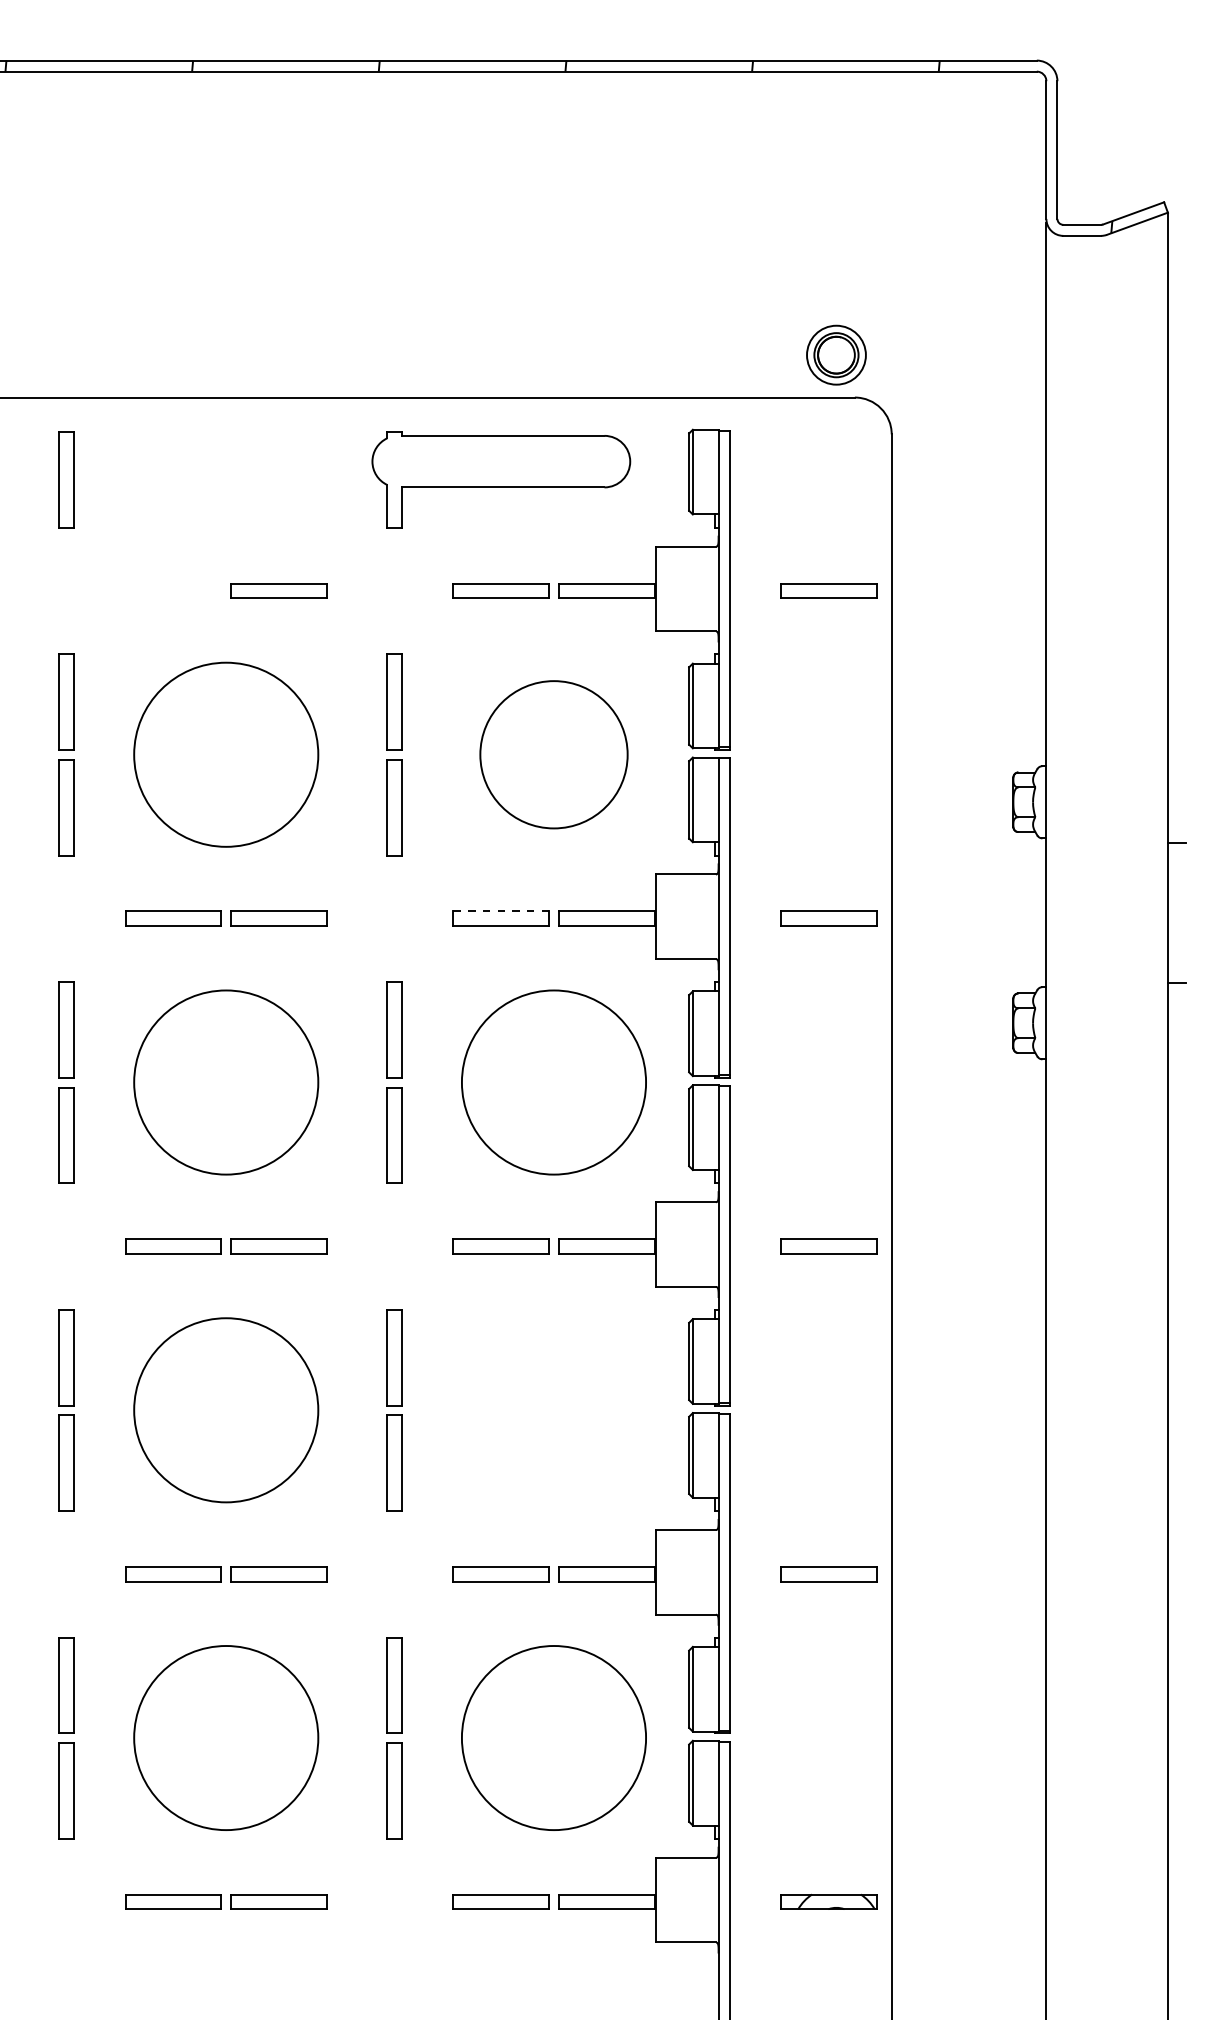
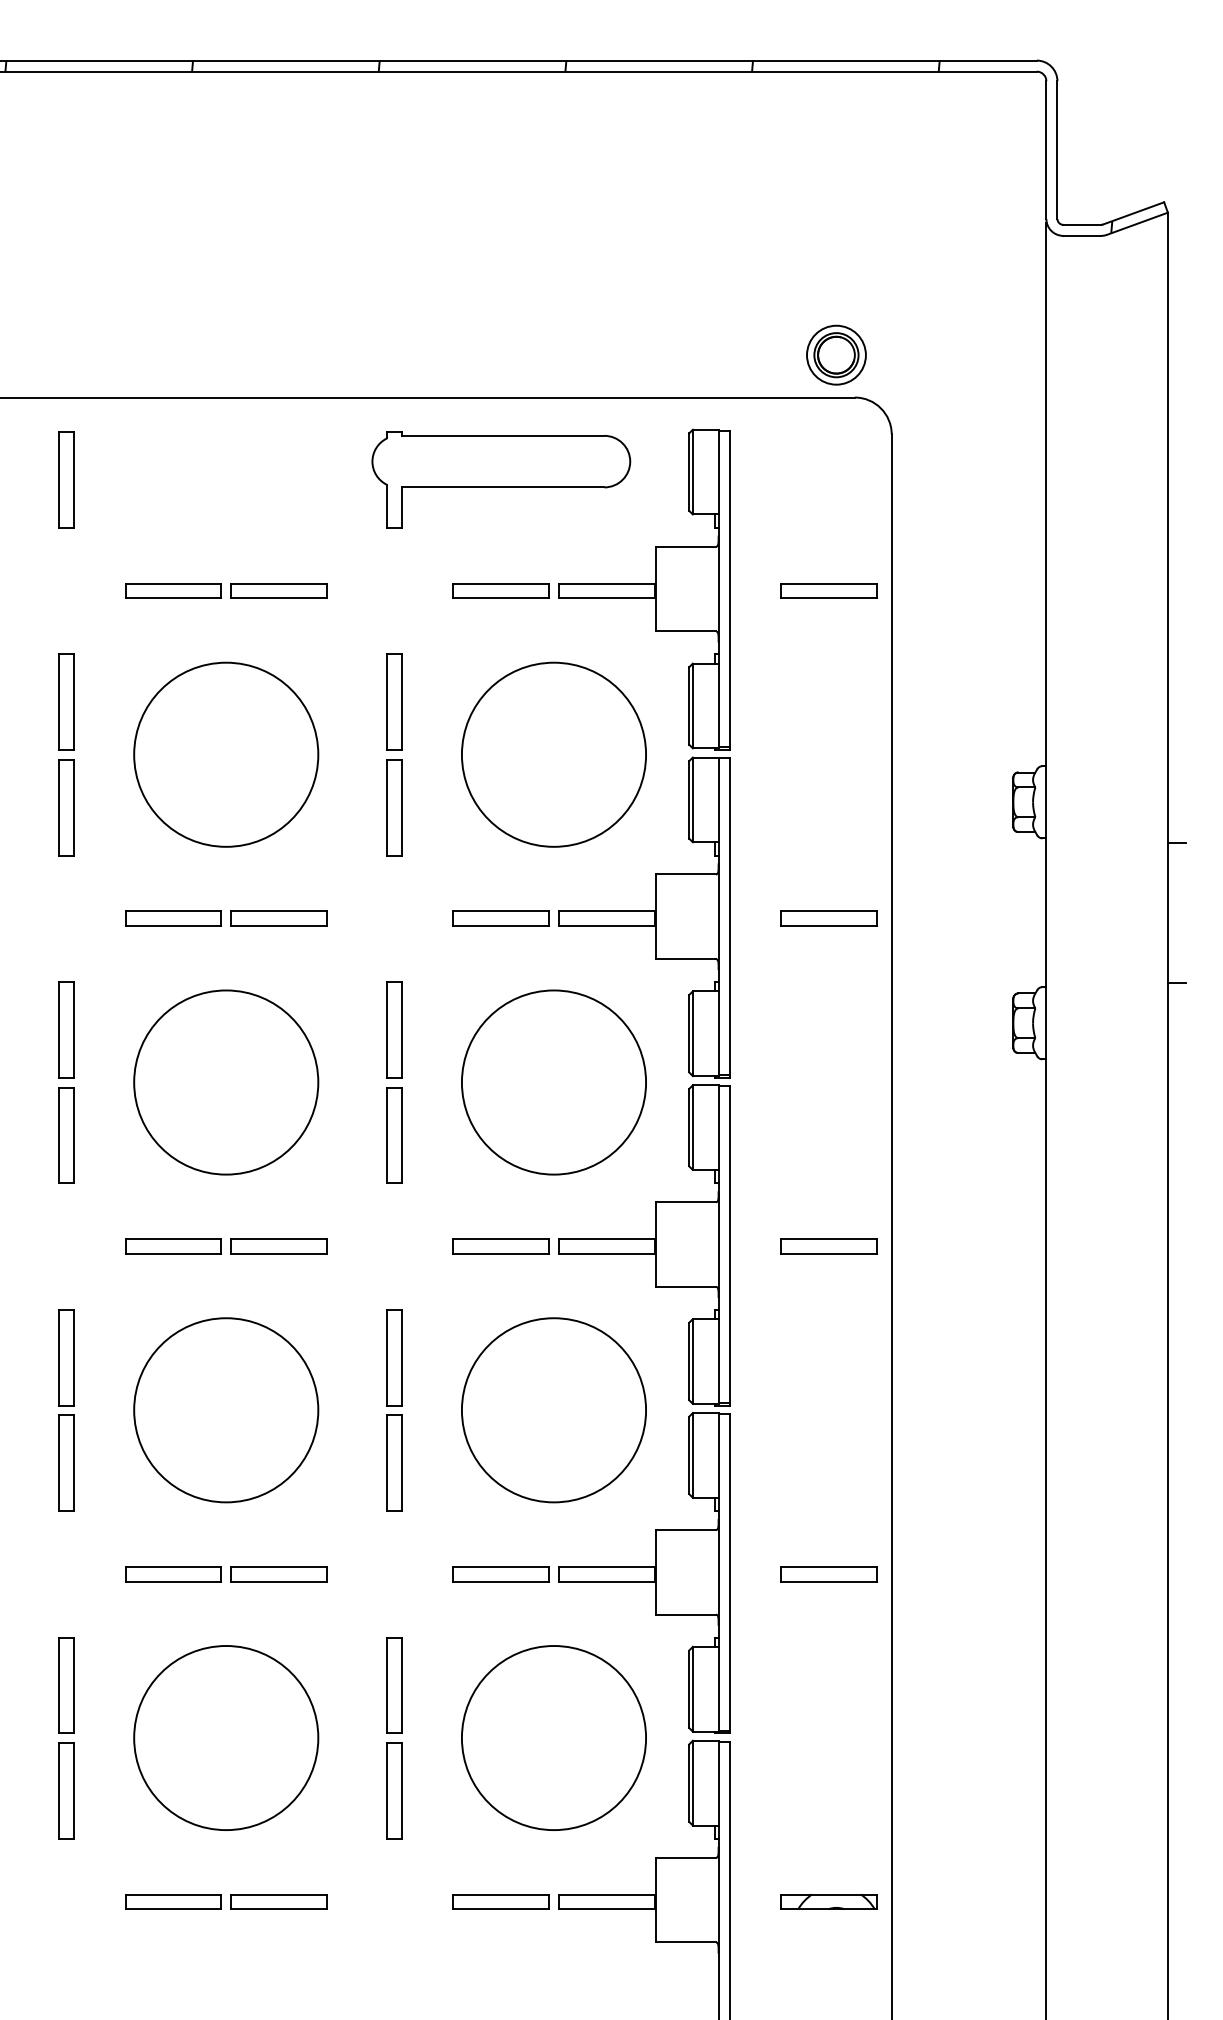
part: none -> present (173, 590)
circle diameter: 147 px -> 184 px (553, 754)
line: dashed -> solid (501, 911)
circle: none -> present (553, 1410)
